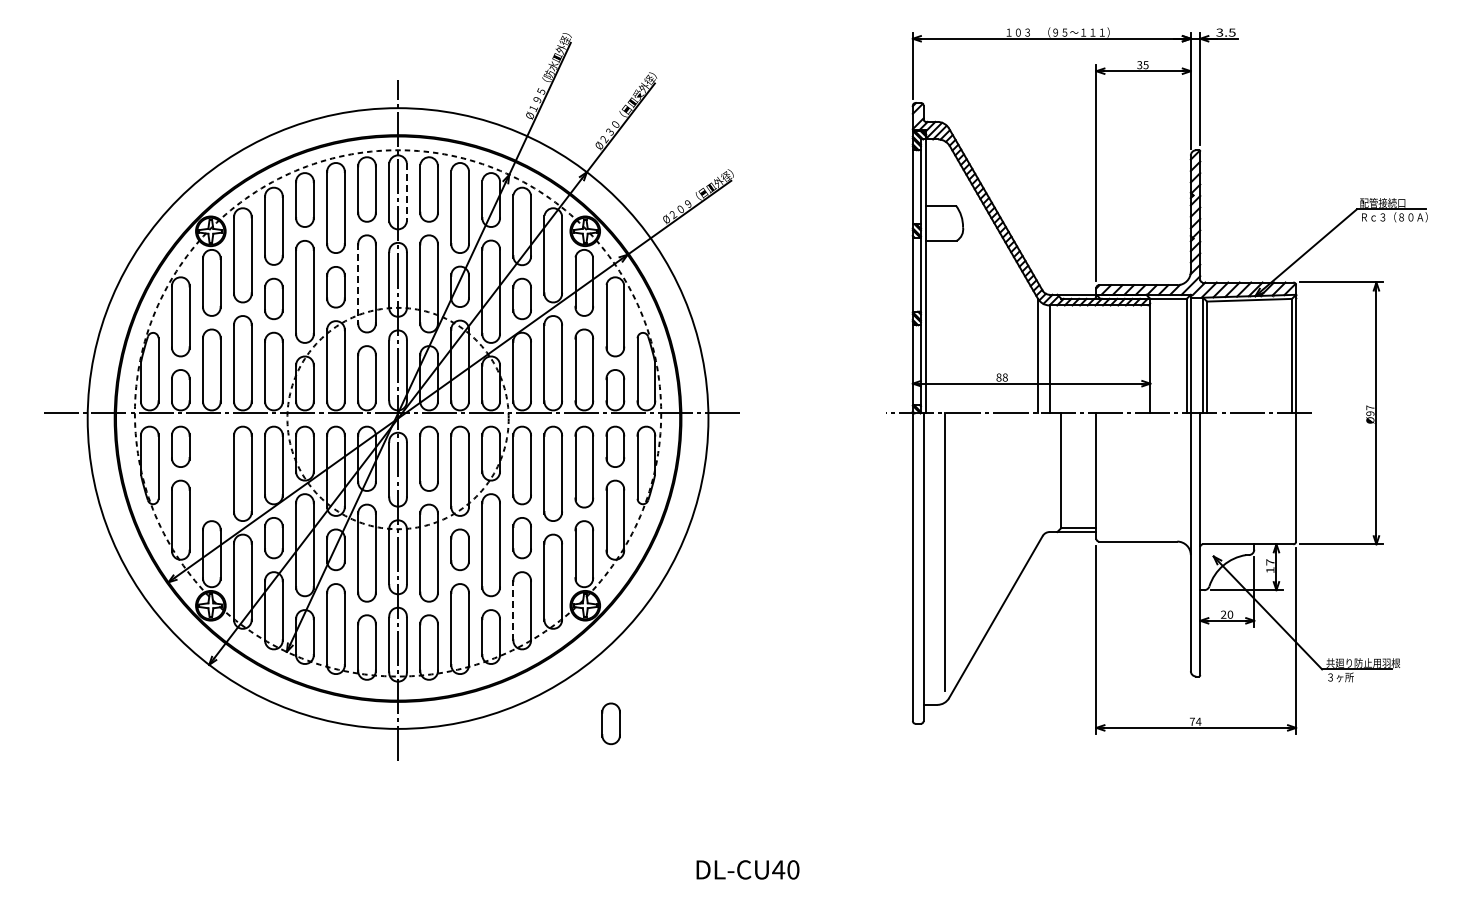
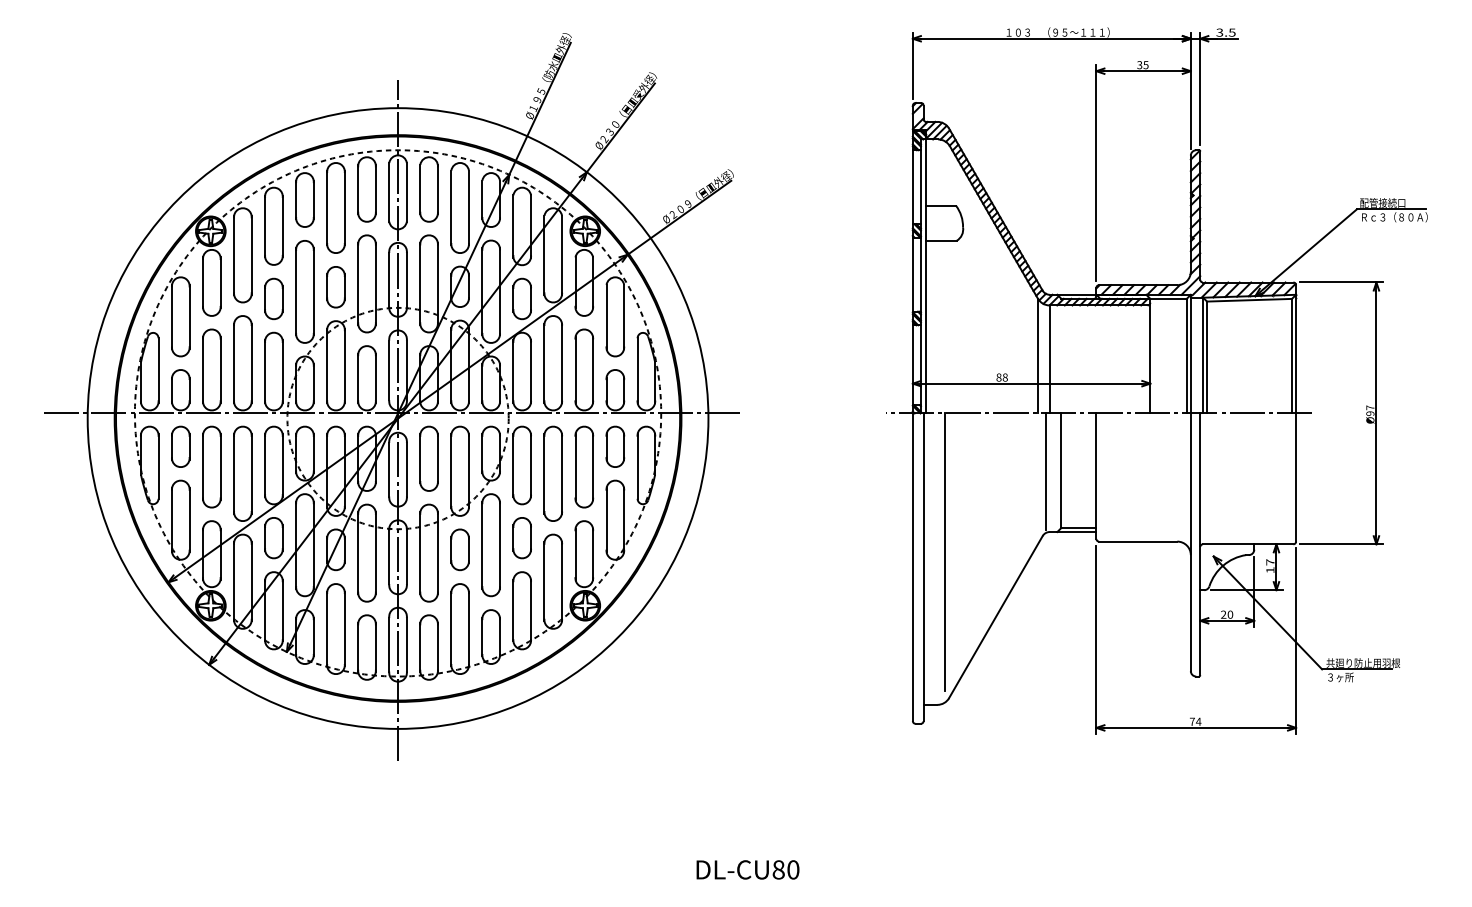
line: dashed -> solid (406, 192)
line: dashed -> solid (358, 283)
part: none -> present (211, 466)
line: none -> present (1045, 471)
line: dashed -> solid (513, 610)
part: present -> none (610, 723)
text: DL-CU40 -> DL-CU80 (778, 869)
